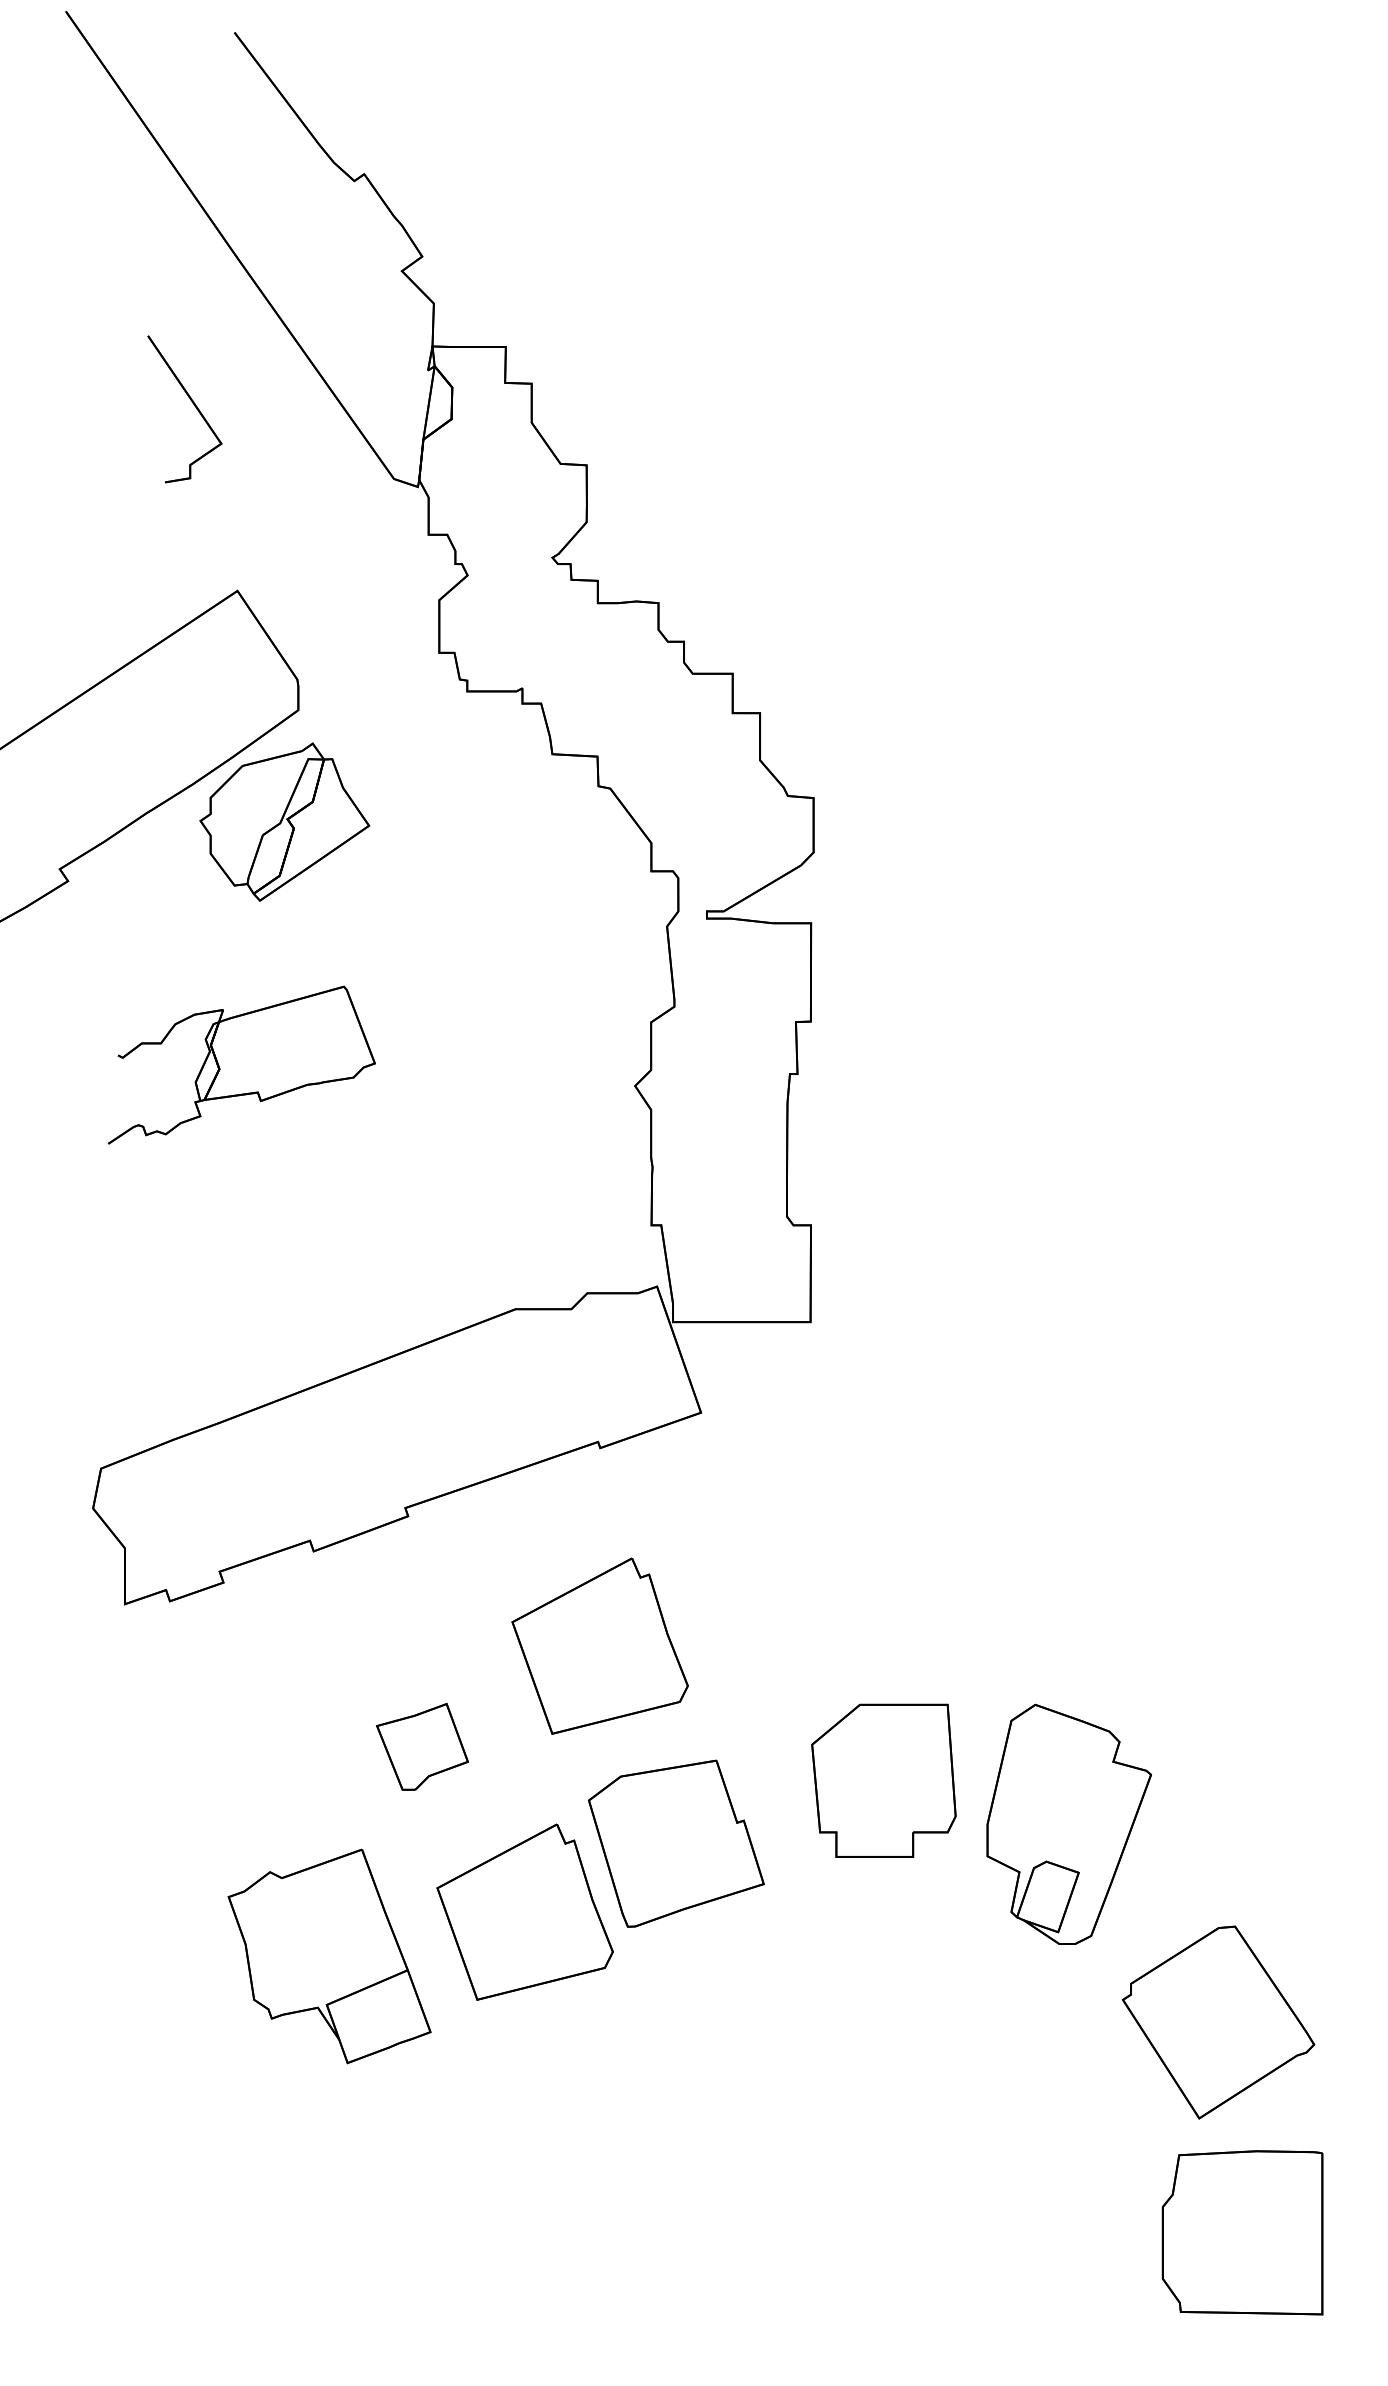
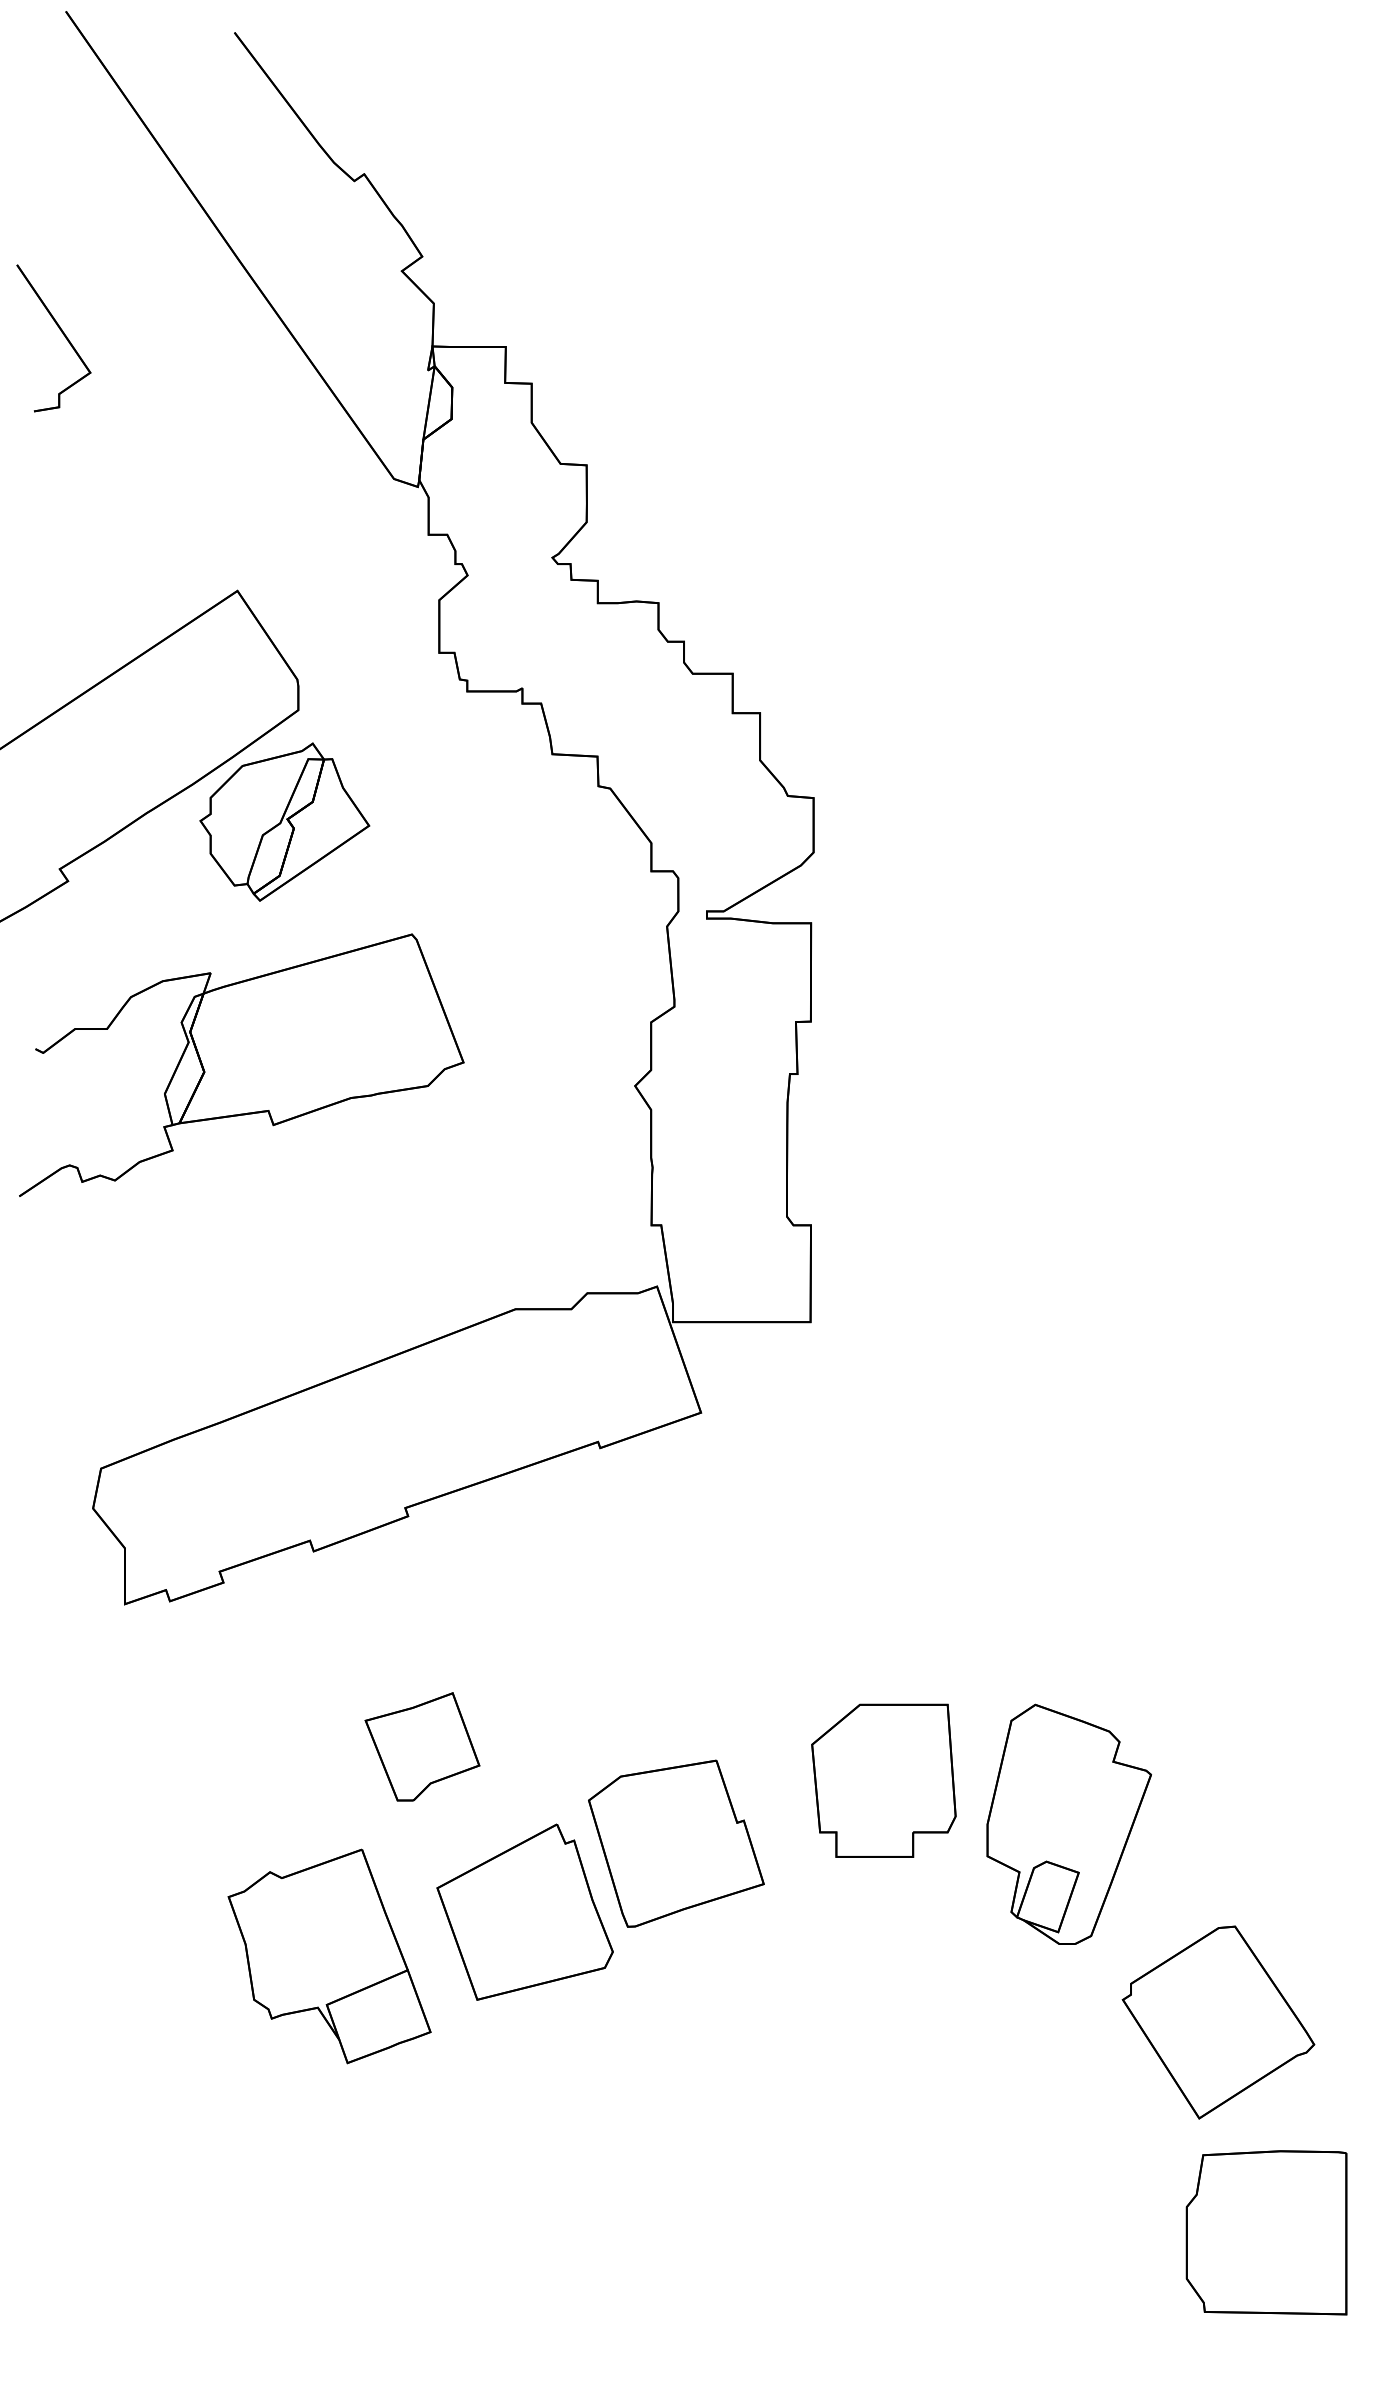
part position: (192, 403) -> (61, 332) (61, 332)
part size: 268x160 px -> 446x264 px (241, 1064)
part: present -> none (599, 1645)
part size: 93x88 px -> 117x110 px (422, 1746)
part position: (1242, 2232) -> (1266, 2232) (1266, 2232)
